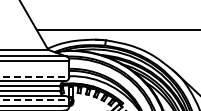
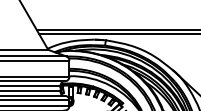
line: none -> present (118, 34)
line: dashed -> solid (35, 76)
line: dashed -> solid (35, 100)
